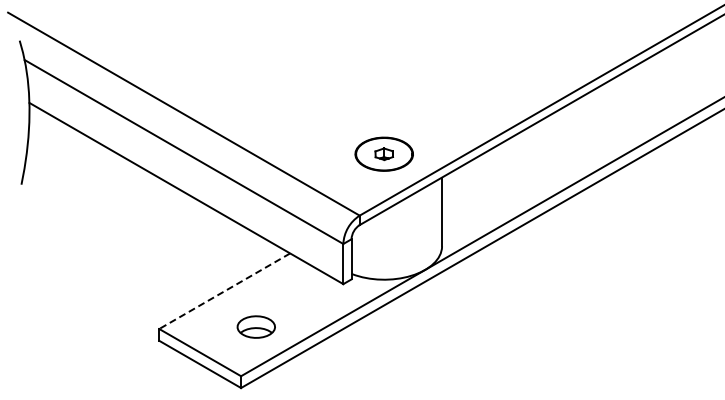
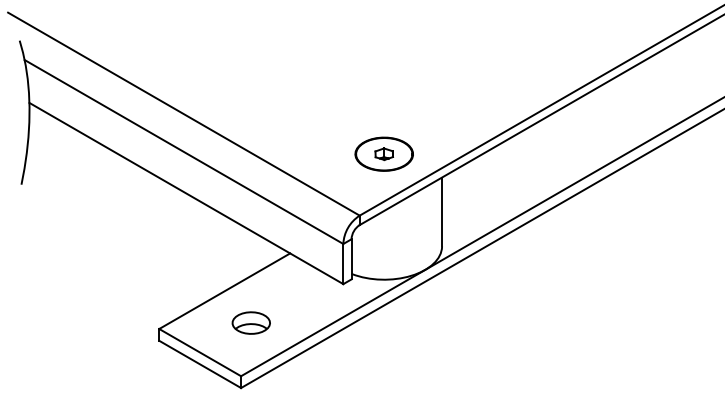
line: dashed -> solid (224, 291)
part position: (255, 326) -> (250, 322) (250, 322)
